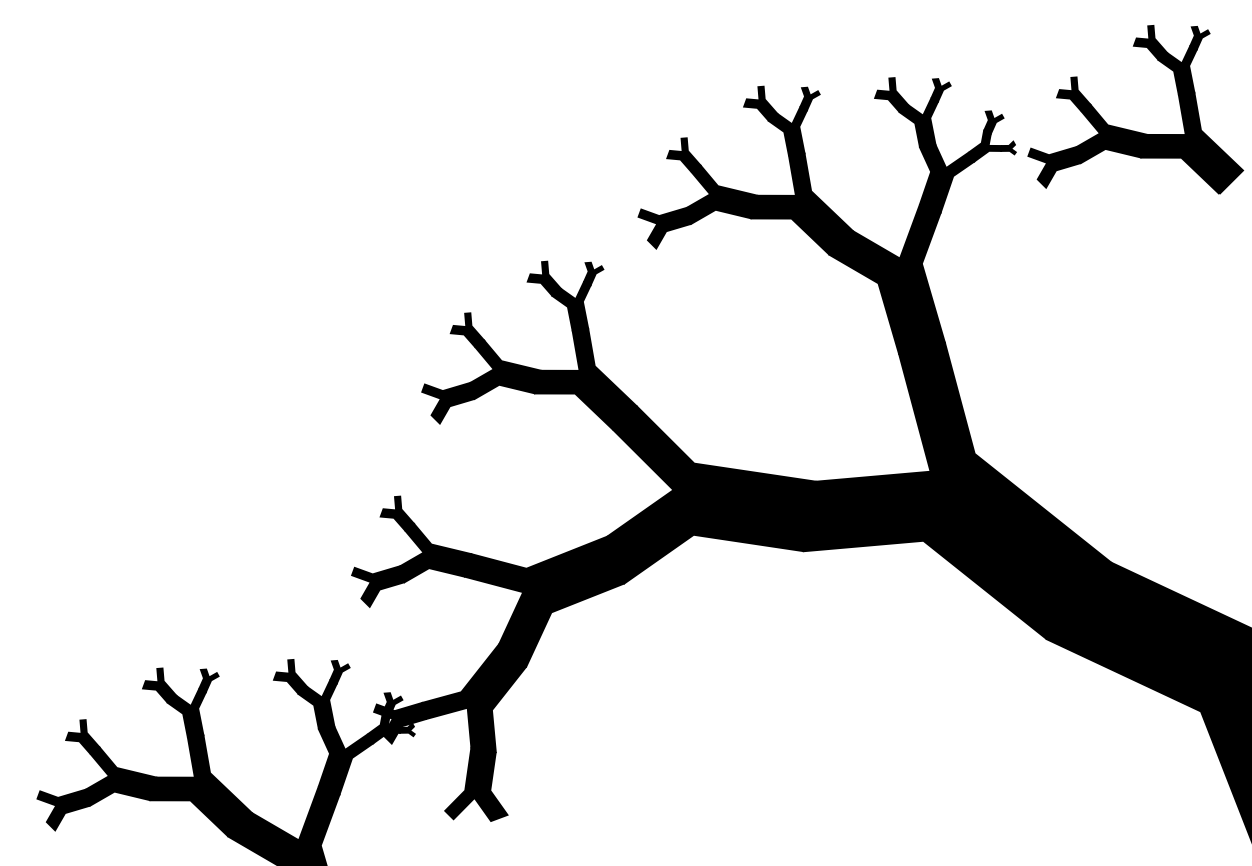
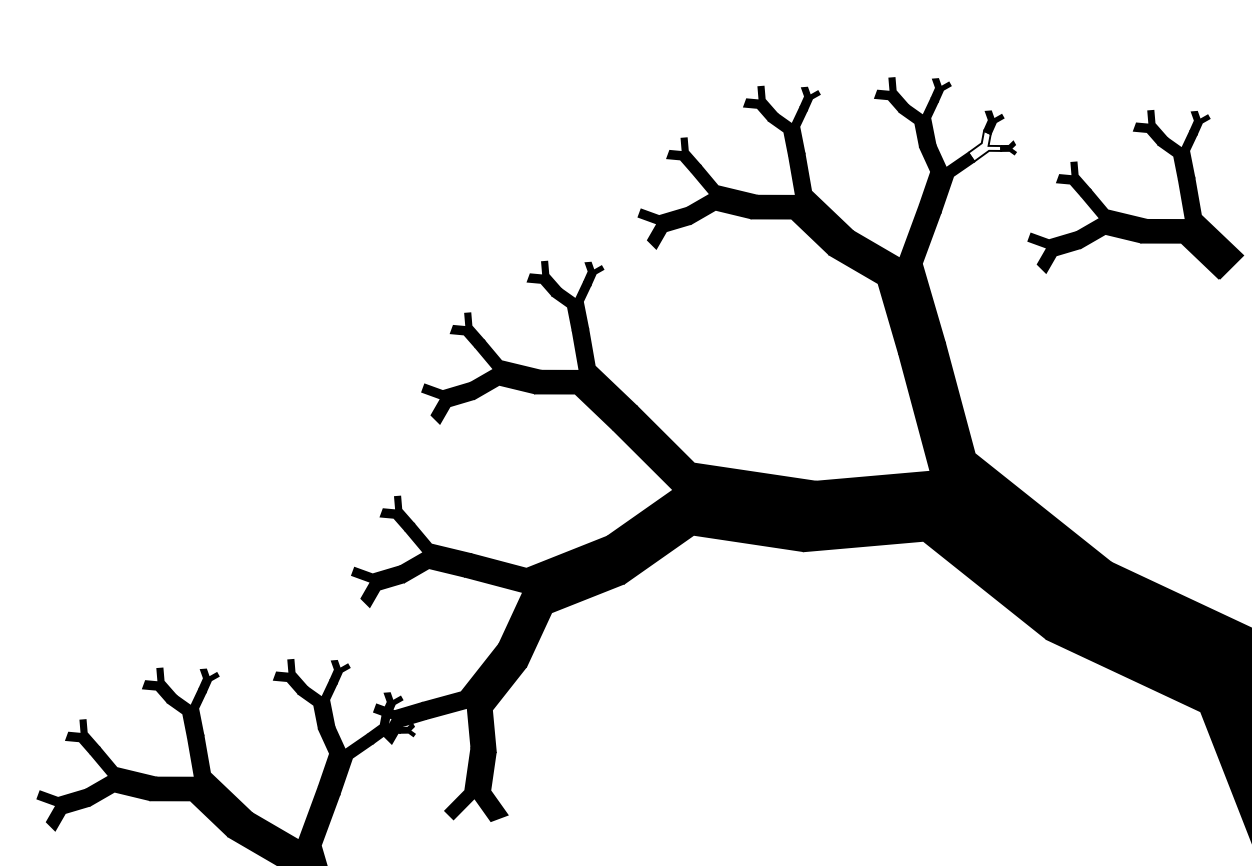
part position: (1130, 129) -> (1130, 214) (1130, 214)
fill: present -> none (984, 145)
